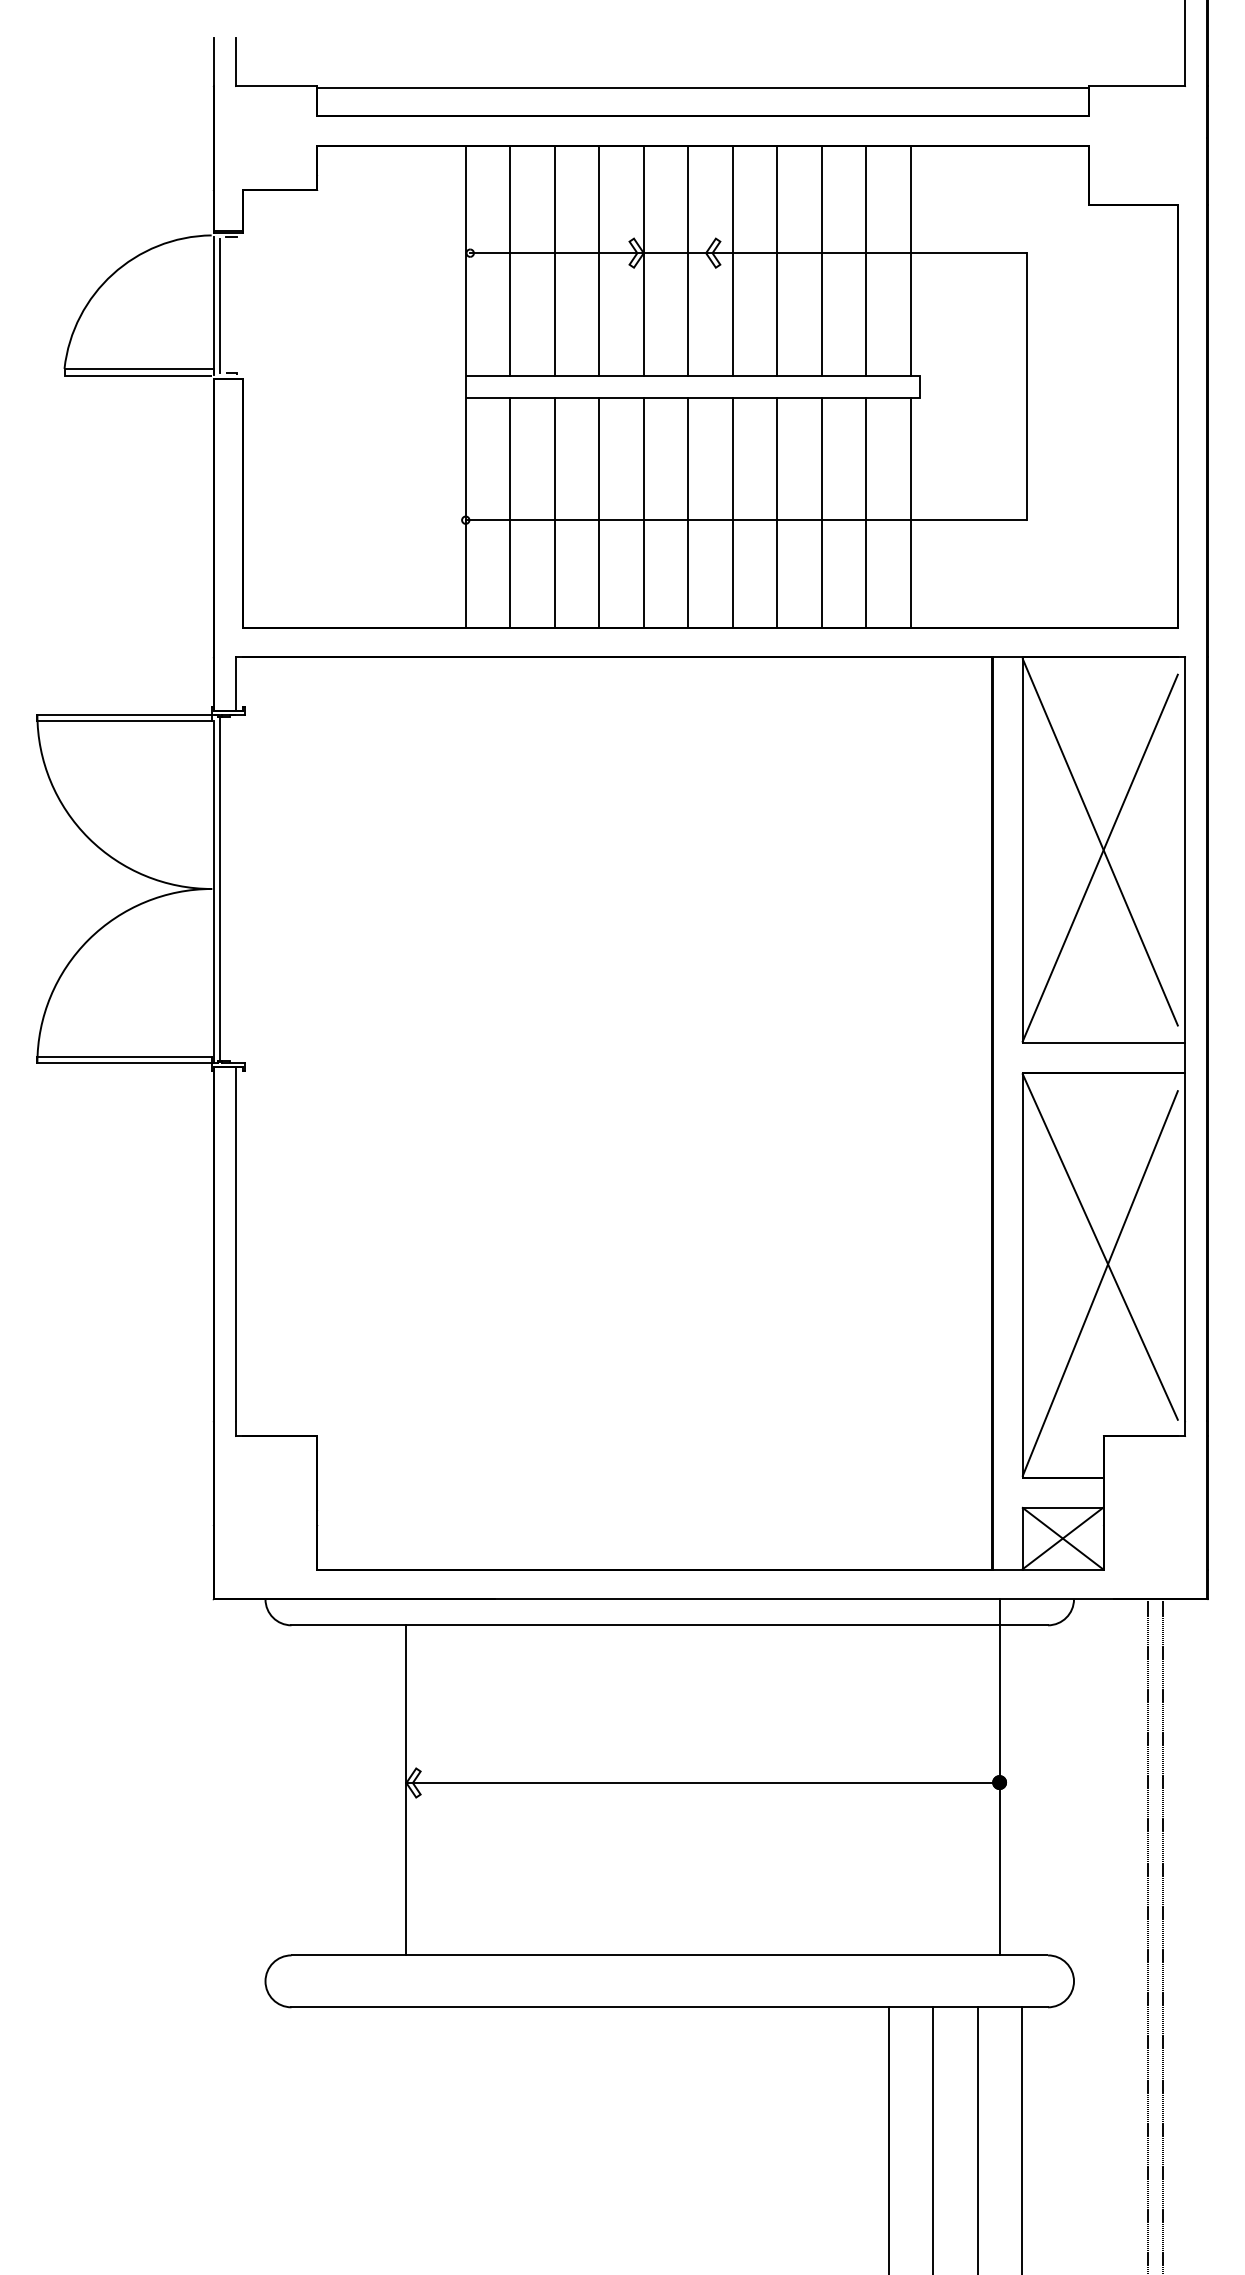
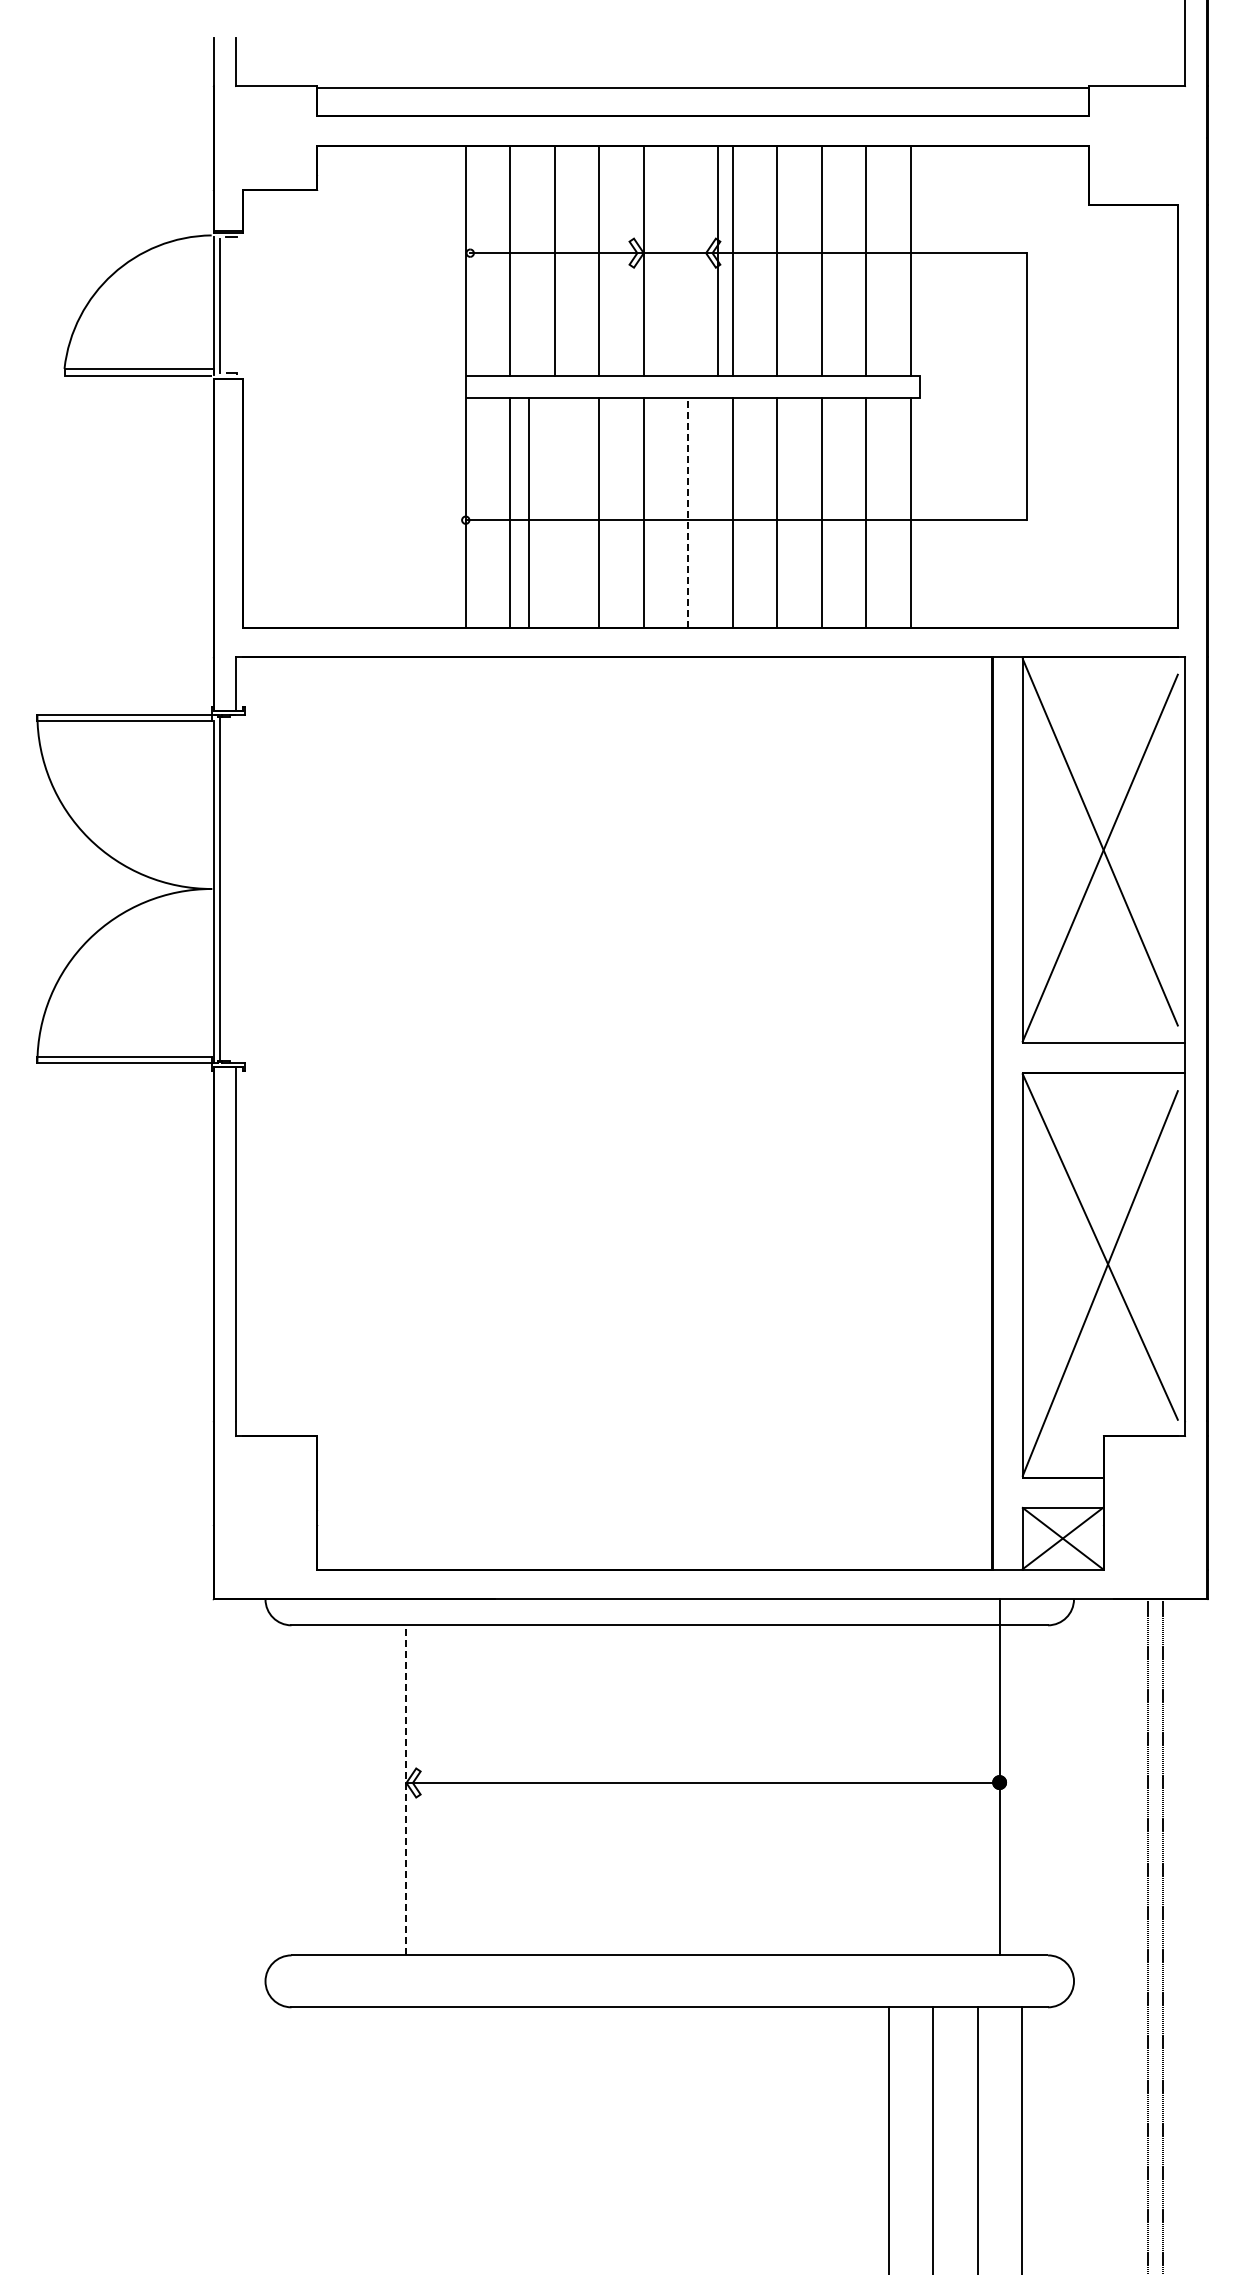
line position: (688, 260) -> (718, 260) (718, 260)
line position: (554, 512) -> (528, 512) (528, 512)
line: solid -> dashed (688, 512)
line: solid -> dashed (406, 1789)
